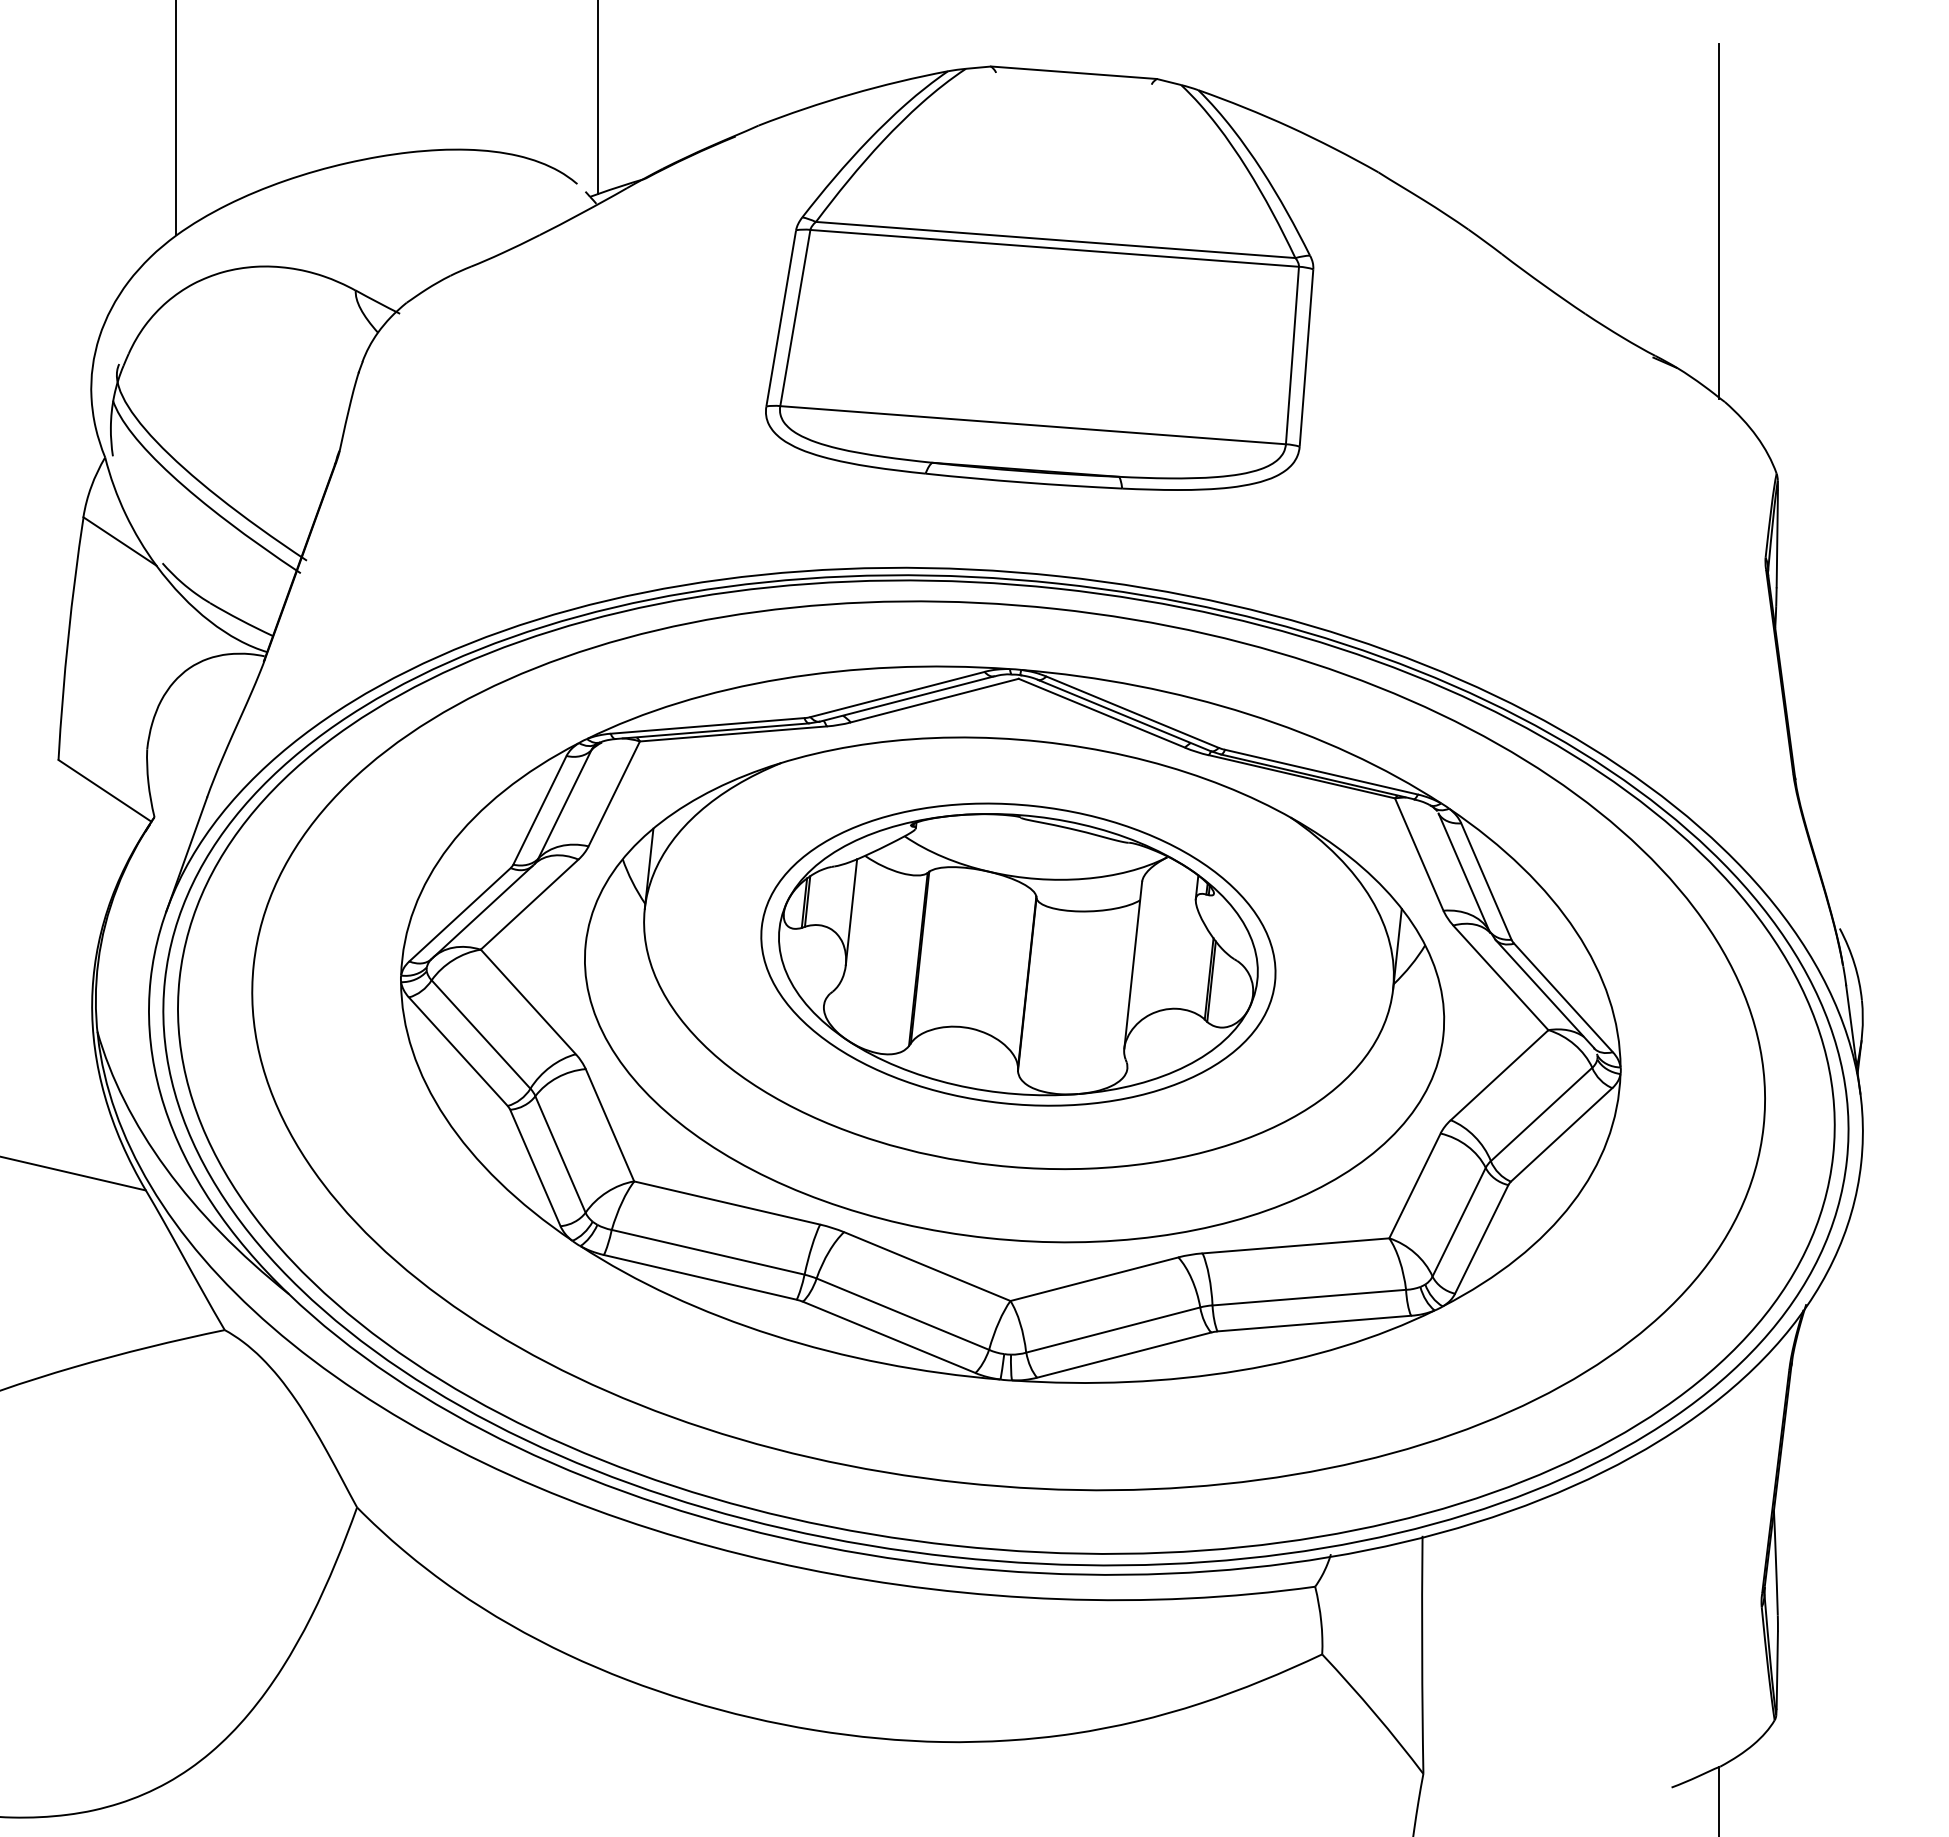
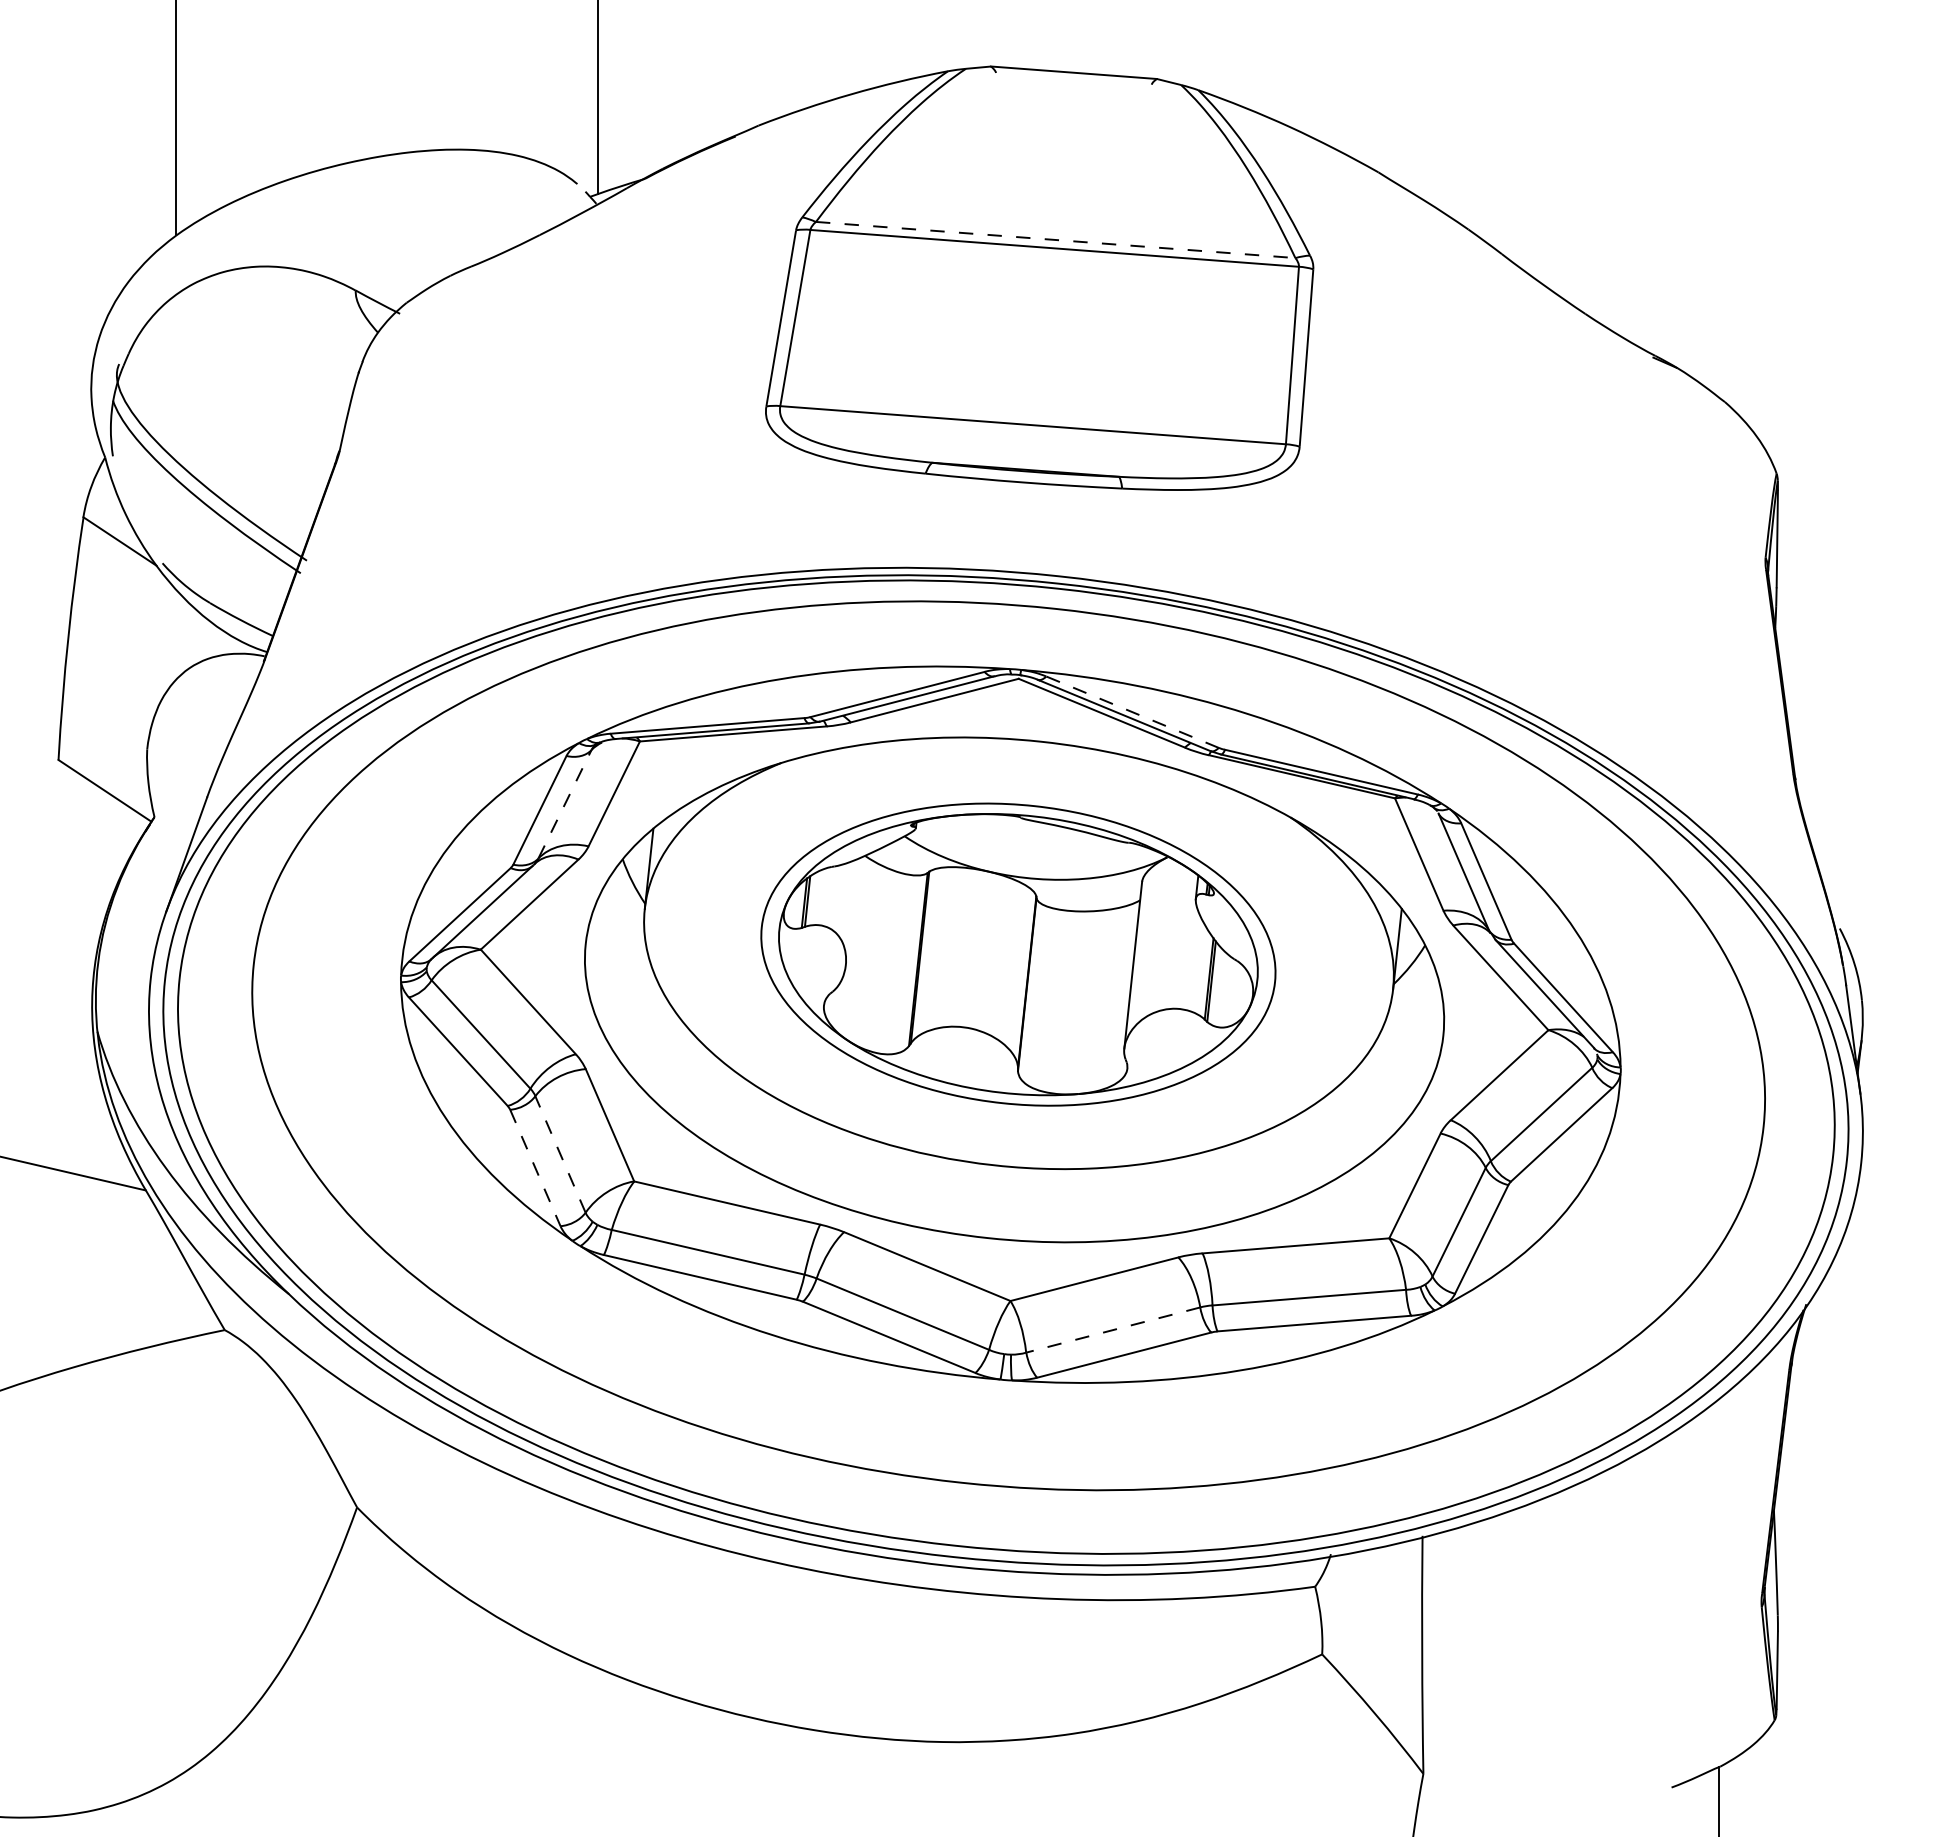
line: present -> none (1719, 221)
line: solid -> dashed (1056, 240)
line: solid -> dashed (1132, 712)
line: solid -> dashed (565, 803)
line: present -> none (851, 912)
line: solid -> dashed (560, 1153)
line: solid -> dashed (535, 1168)
line: solid -> dashed (1113, 1330)
